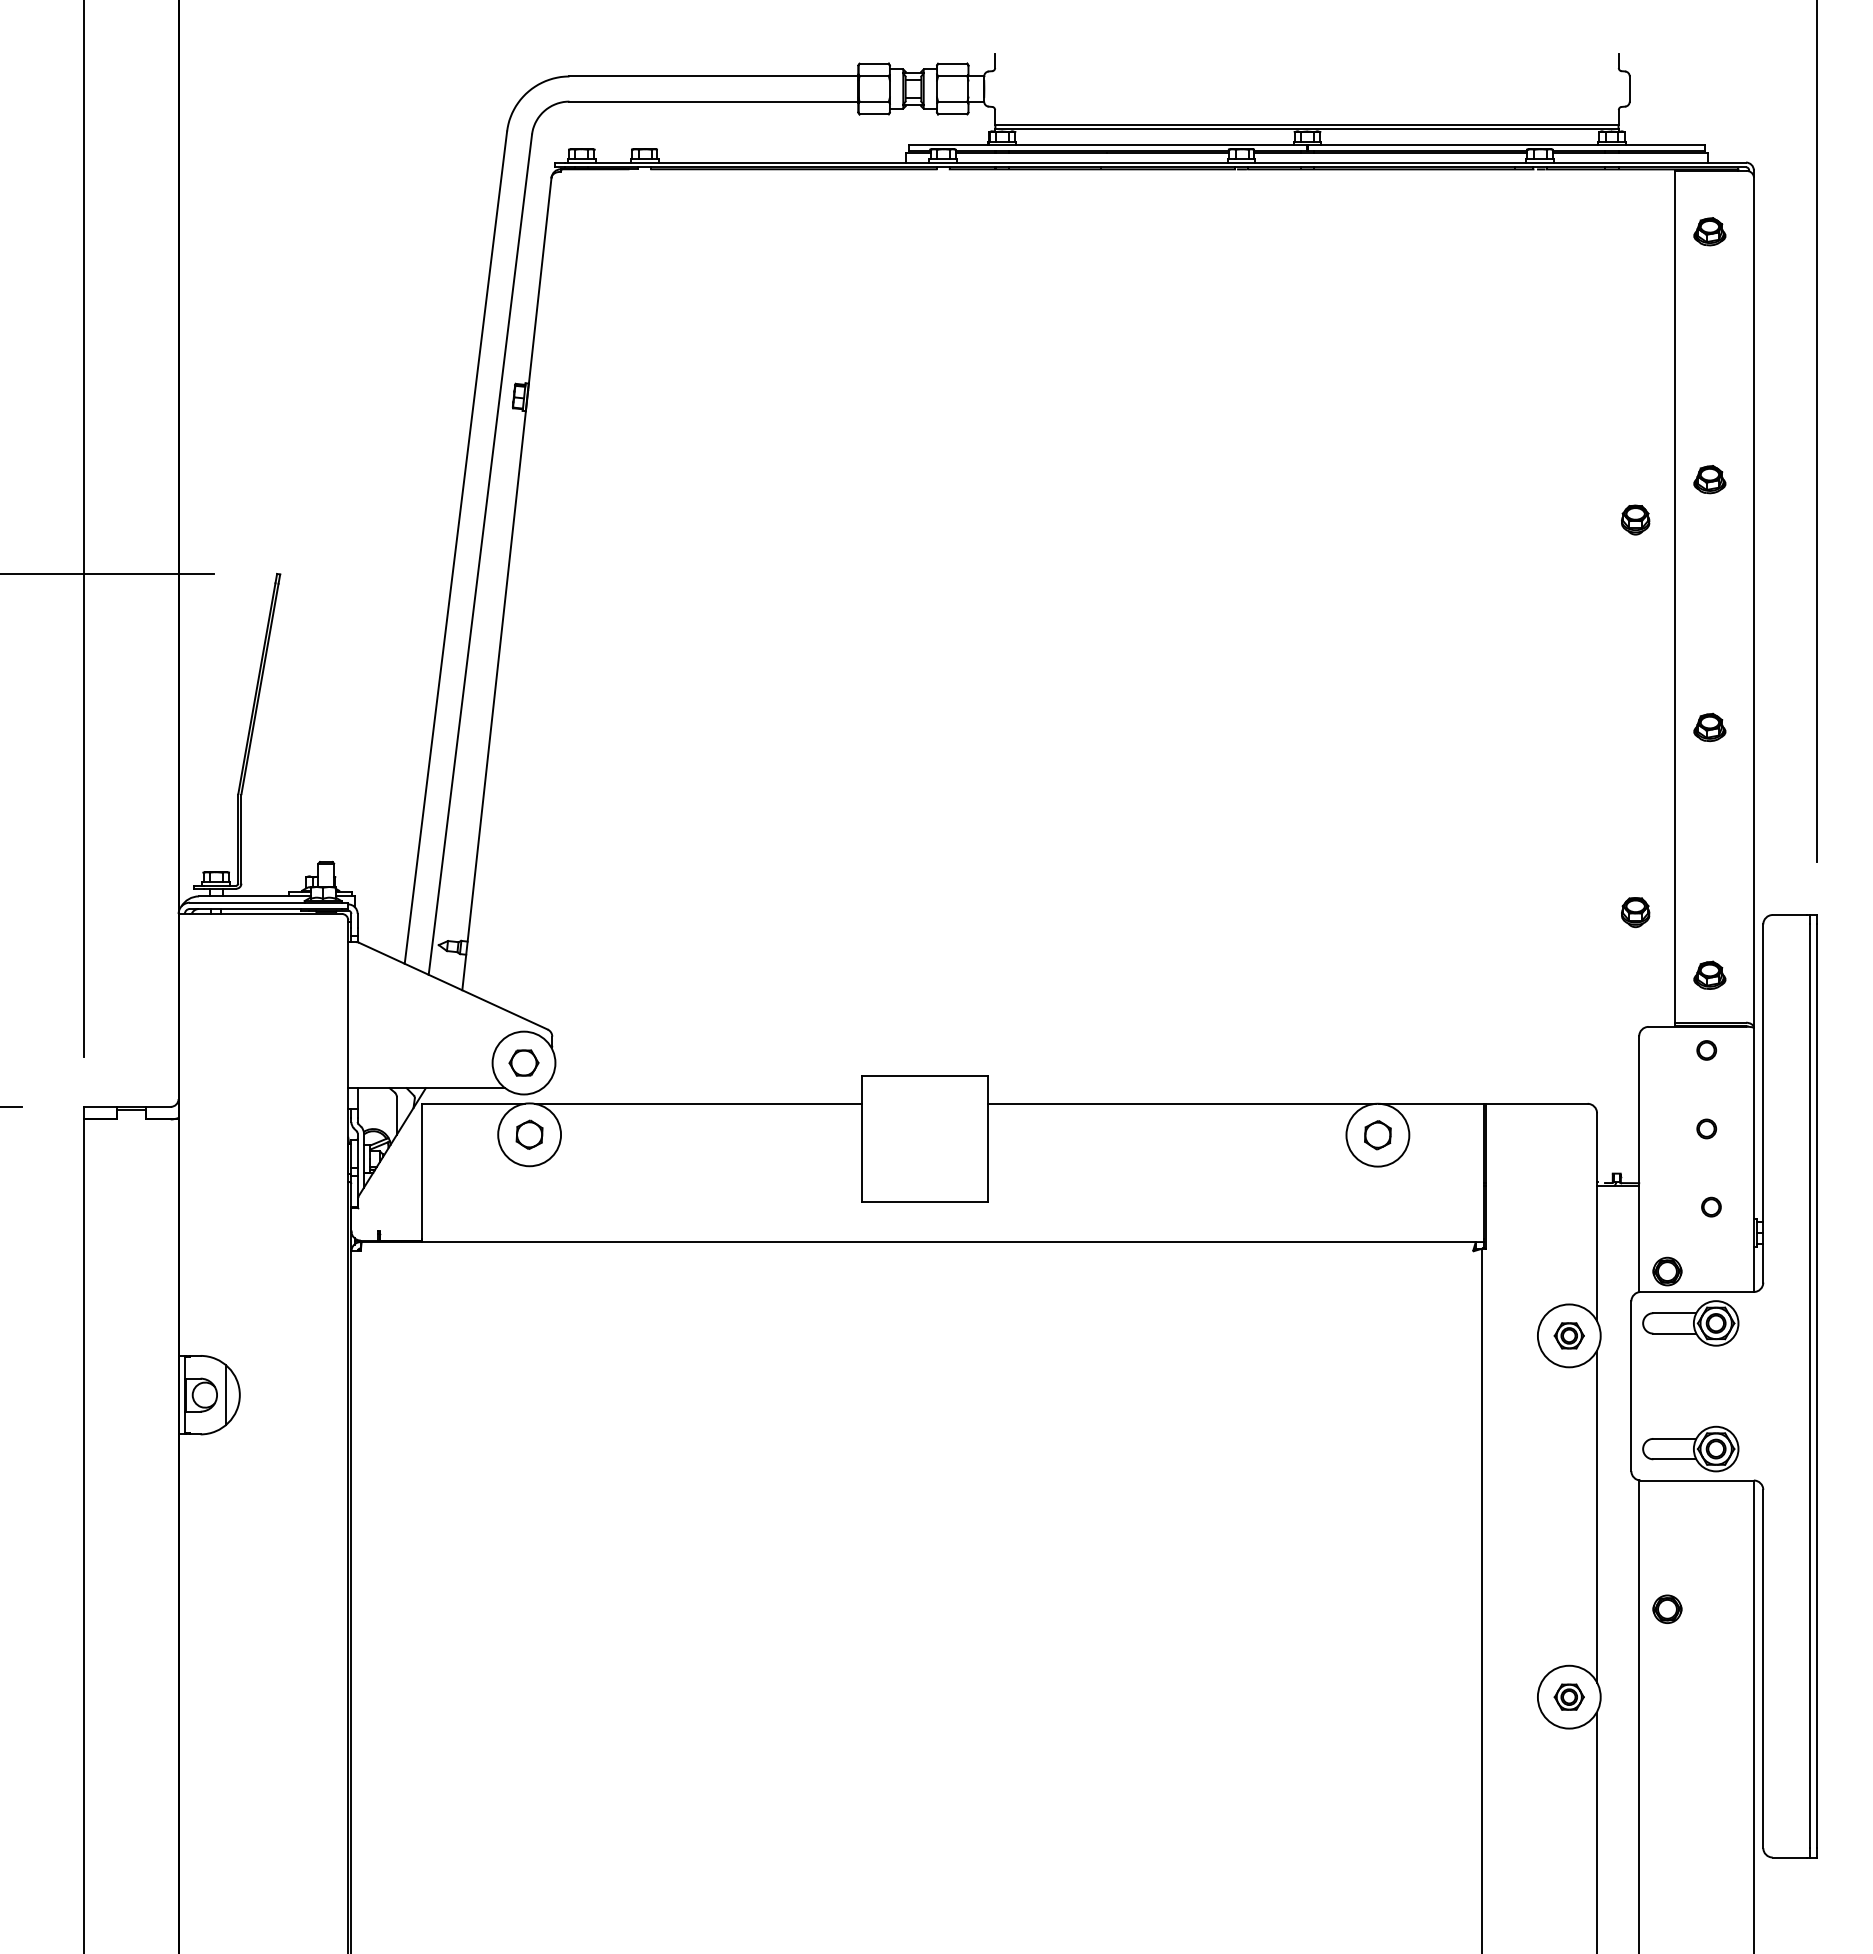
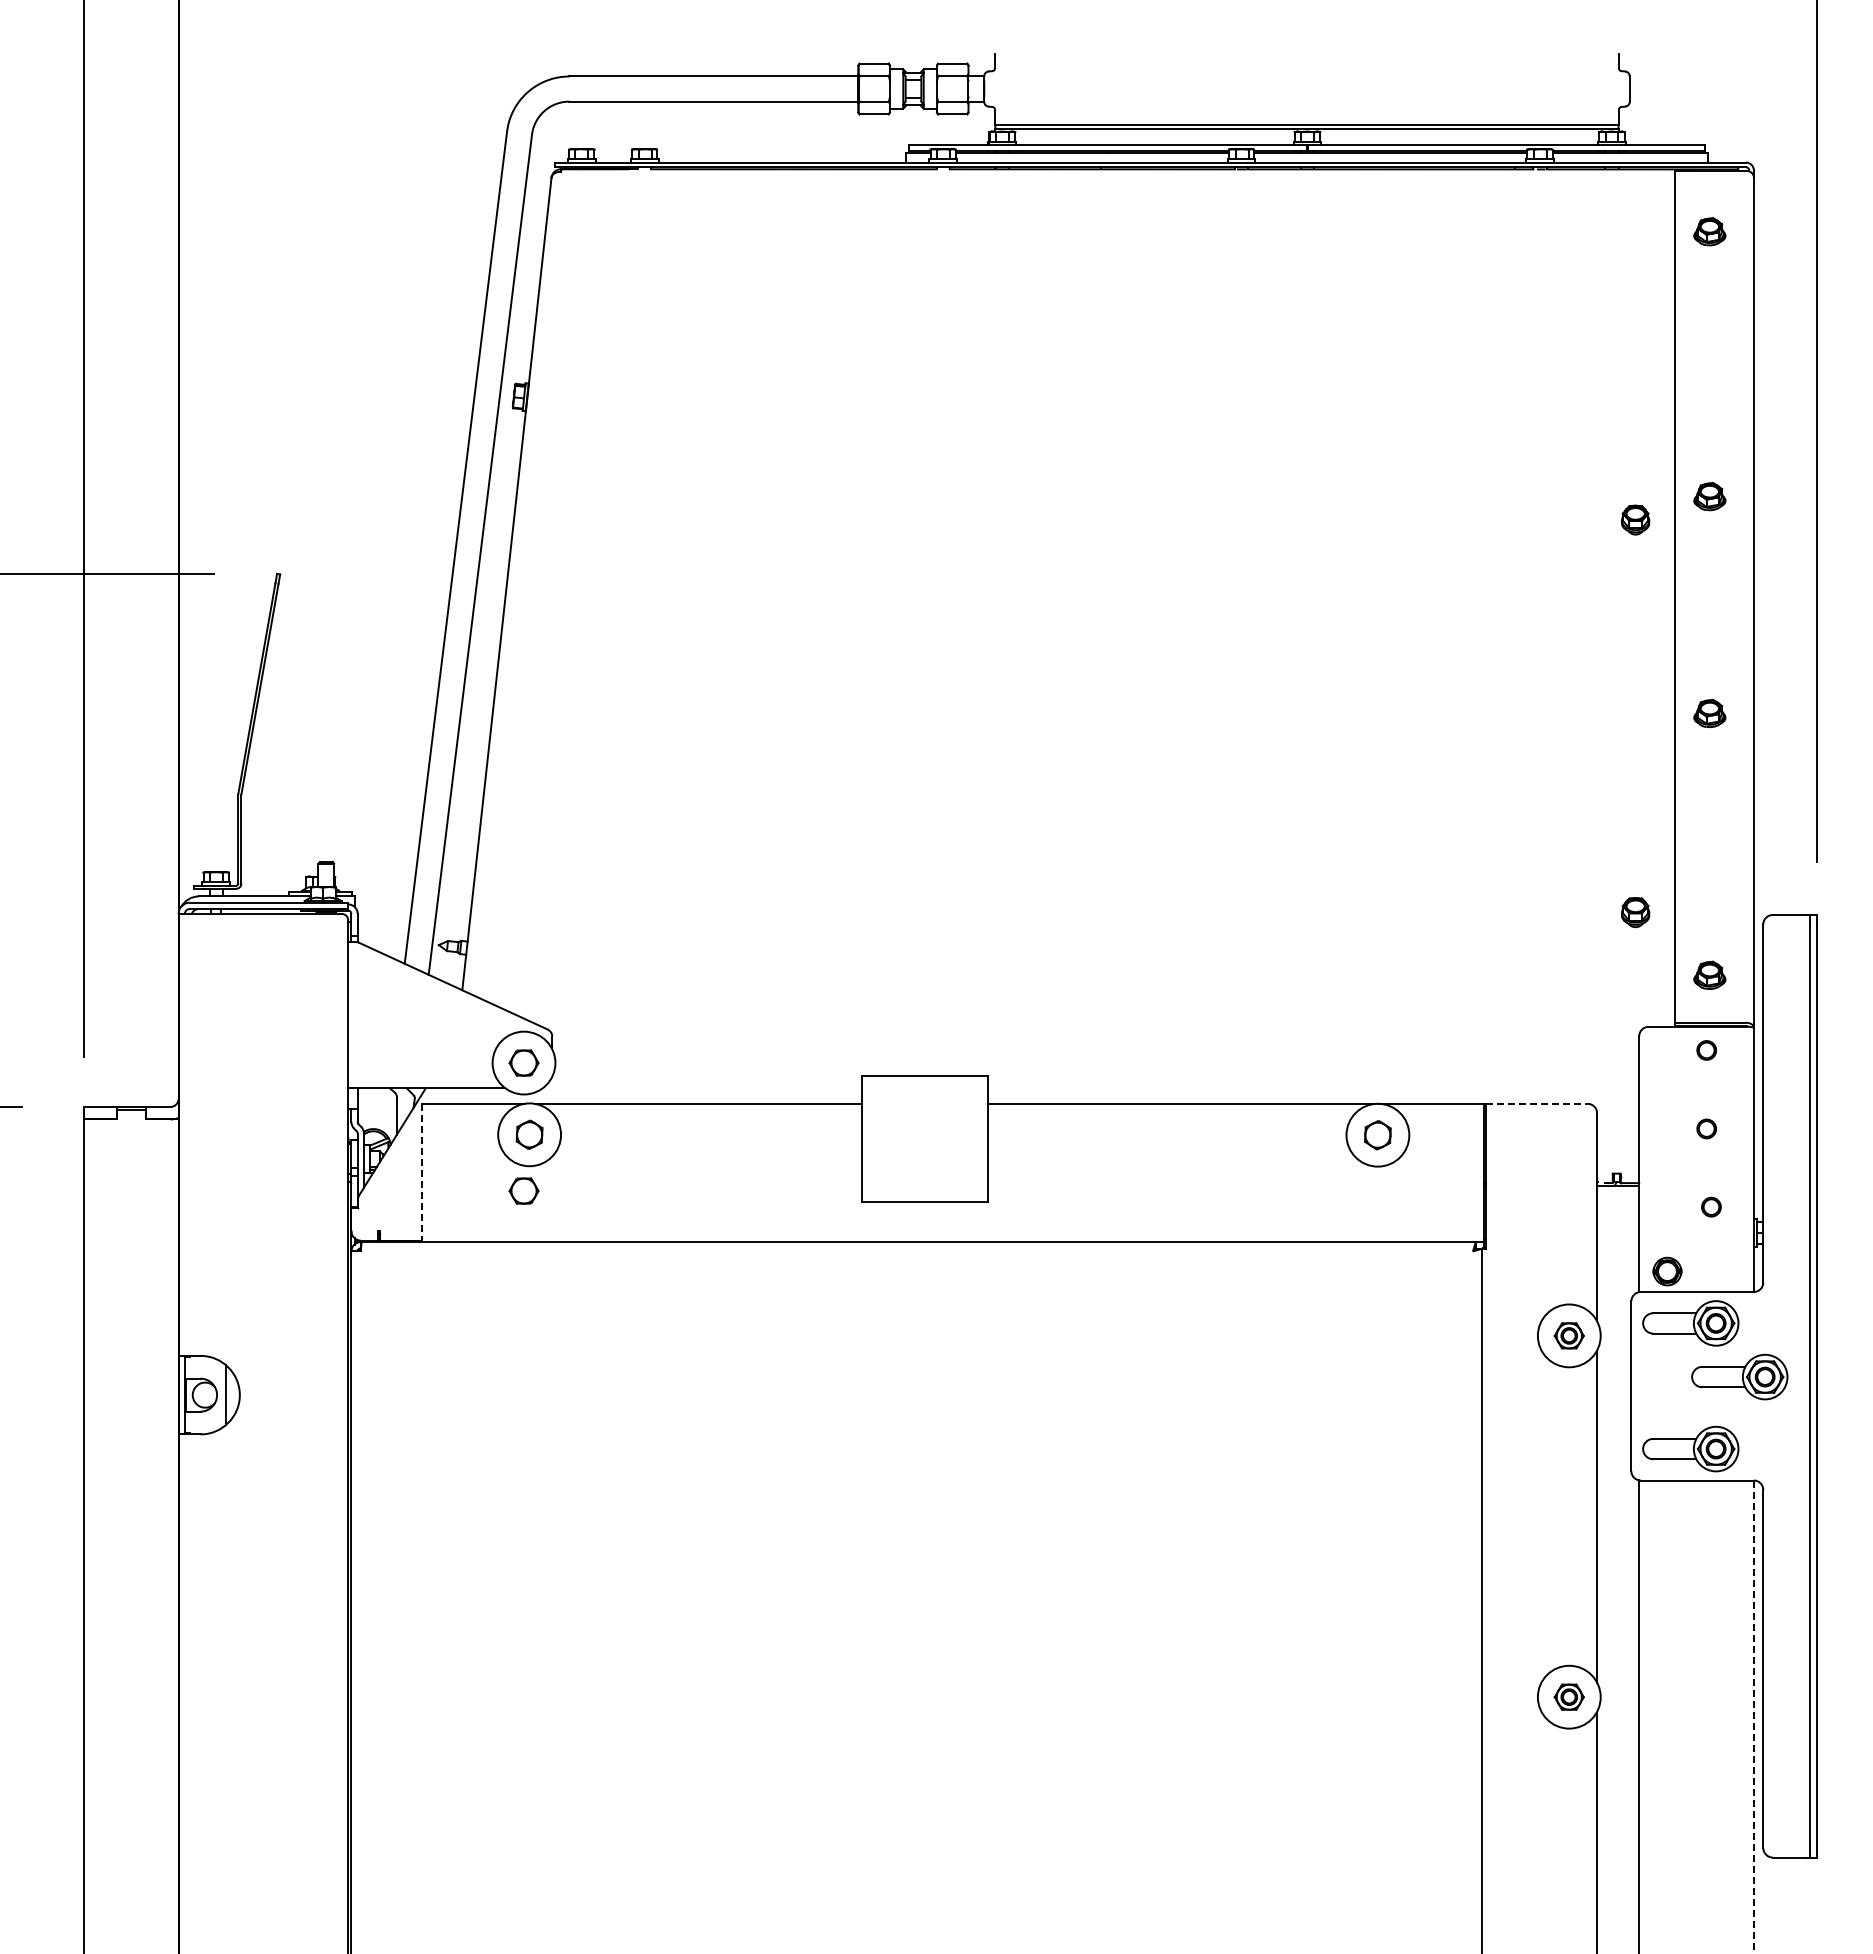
part position: (1709, 479) -> (1709, 496) (1709, 496)
part position: (1709, 727) -> (1709, 713) (1709, 713)
line: solid -> dashed (1537, 1103)
line: solid -> dashed (421, 1171)
part: none -> present (523, 1190)
part: none -> present (1739, 1376)
part: present -> none (1667, 1608)
line: solid -> dashed (1753, 1717)
